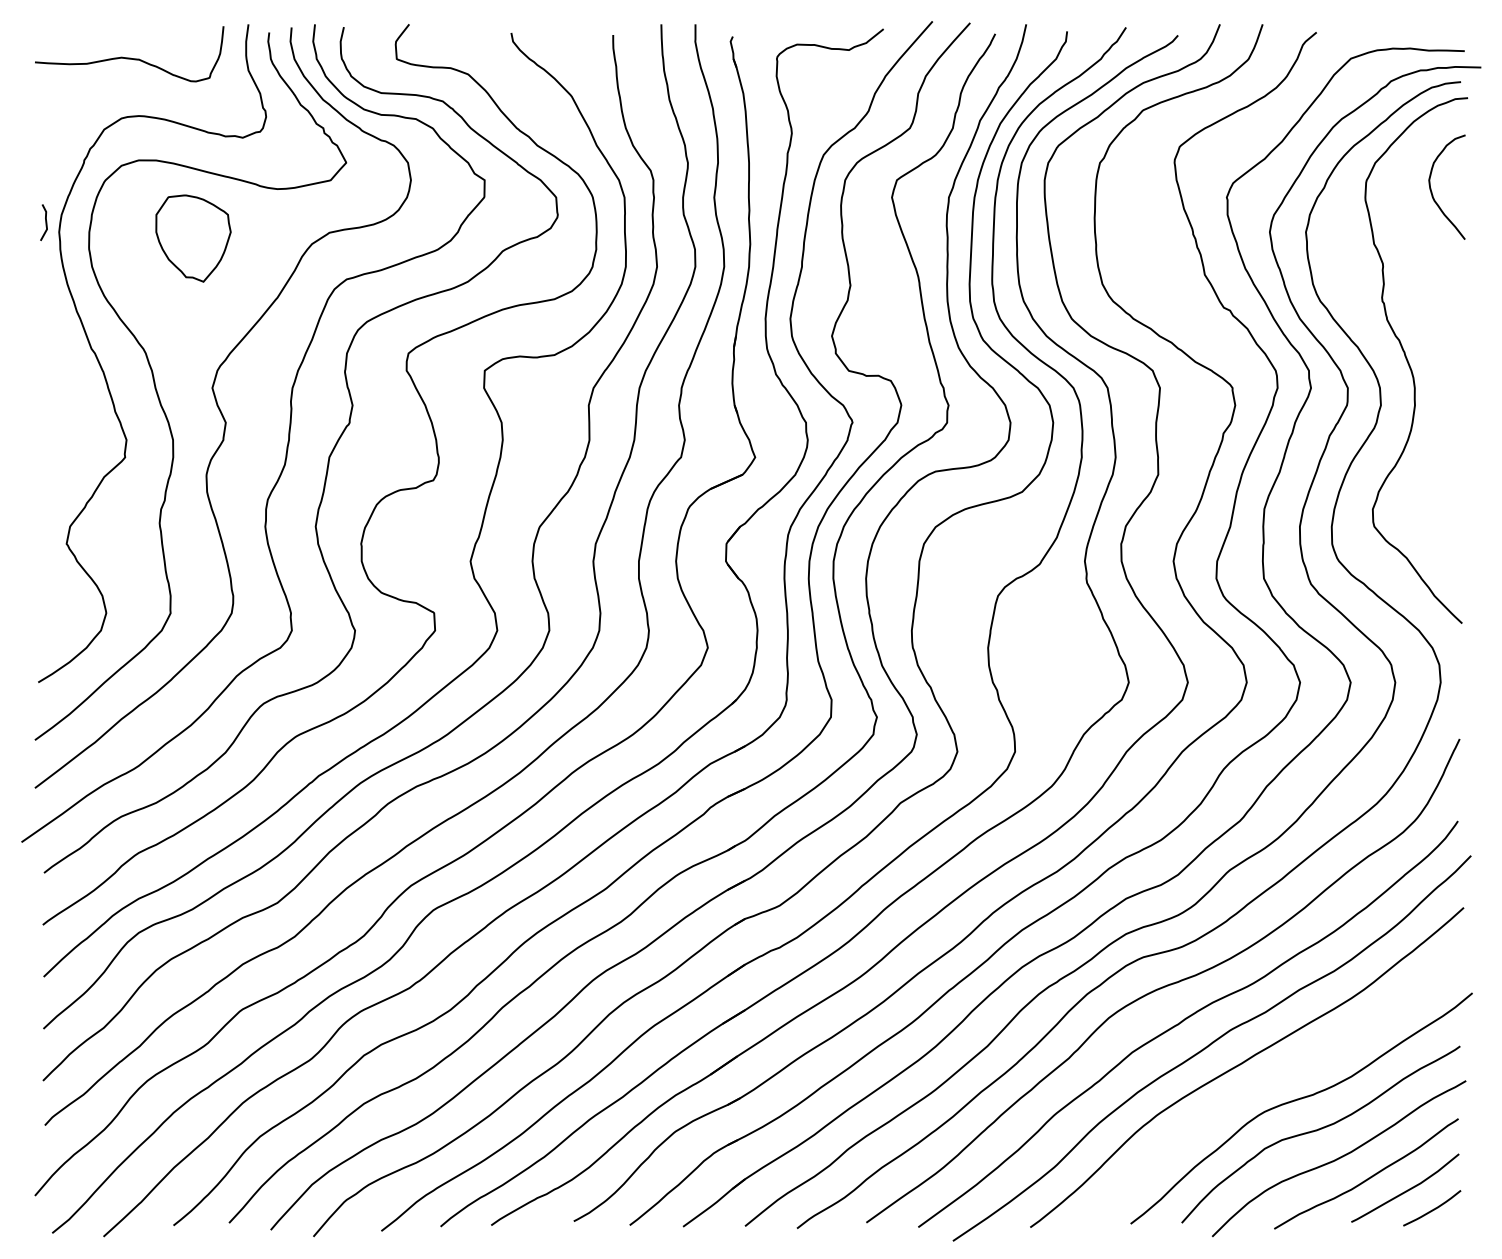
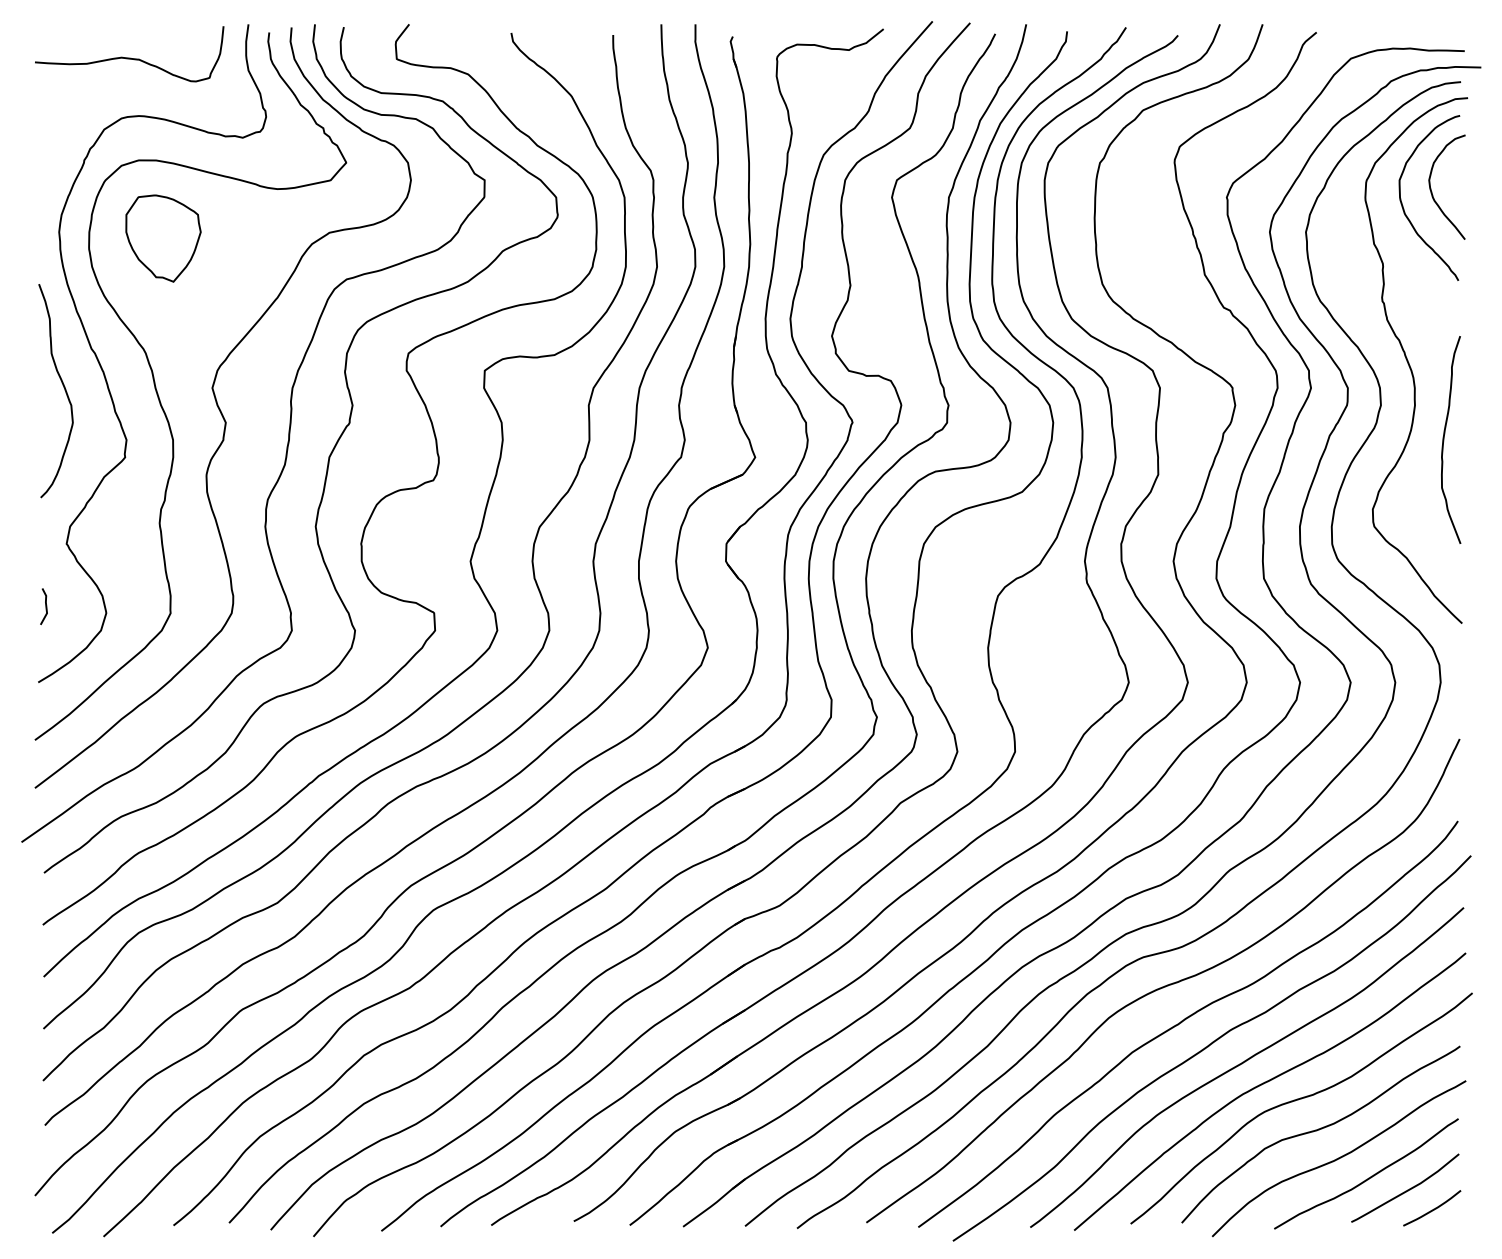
curve: none -> present (1403, 205)
line position: (45, 222) -> (45, 606) (45, 606)
part position: (193, 238) -> (163, 238) (163, 238)
curve: none -> present (63, 387)
curve: none -> present (1444, 439)
curve: none -> present (1265, 1083)
